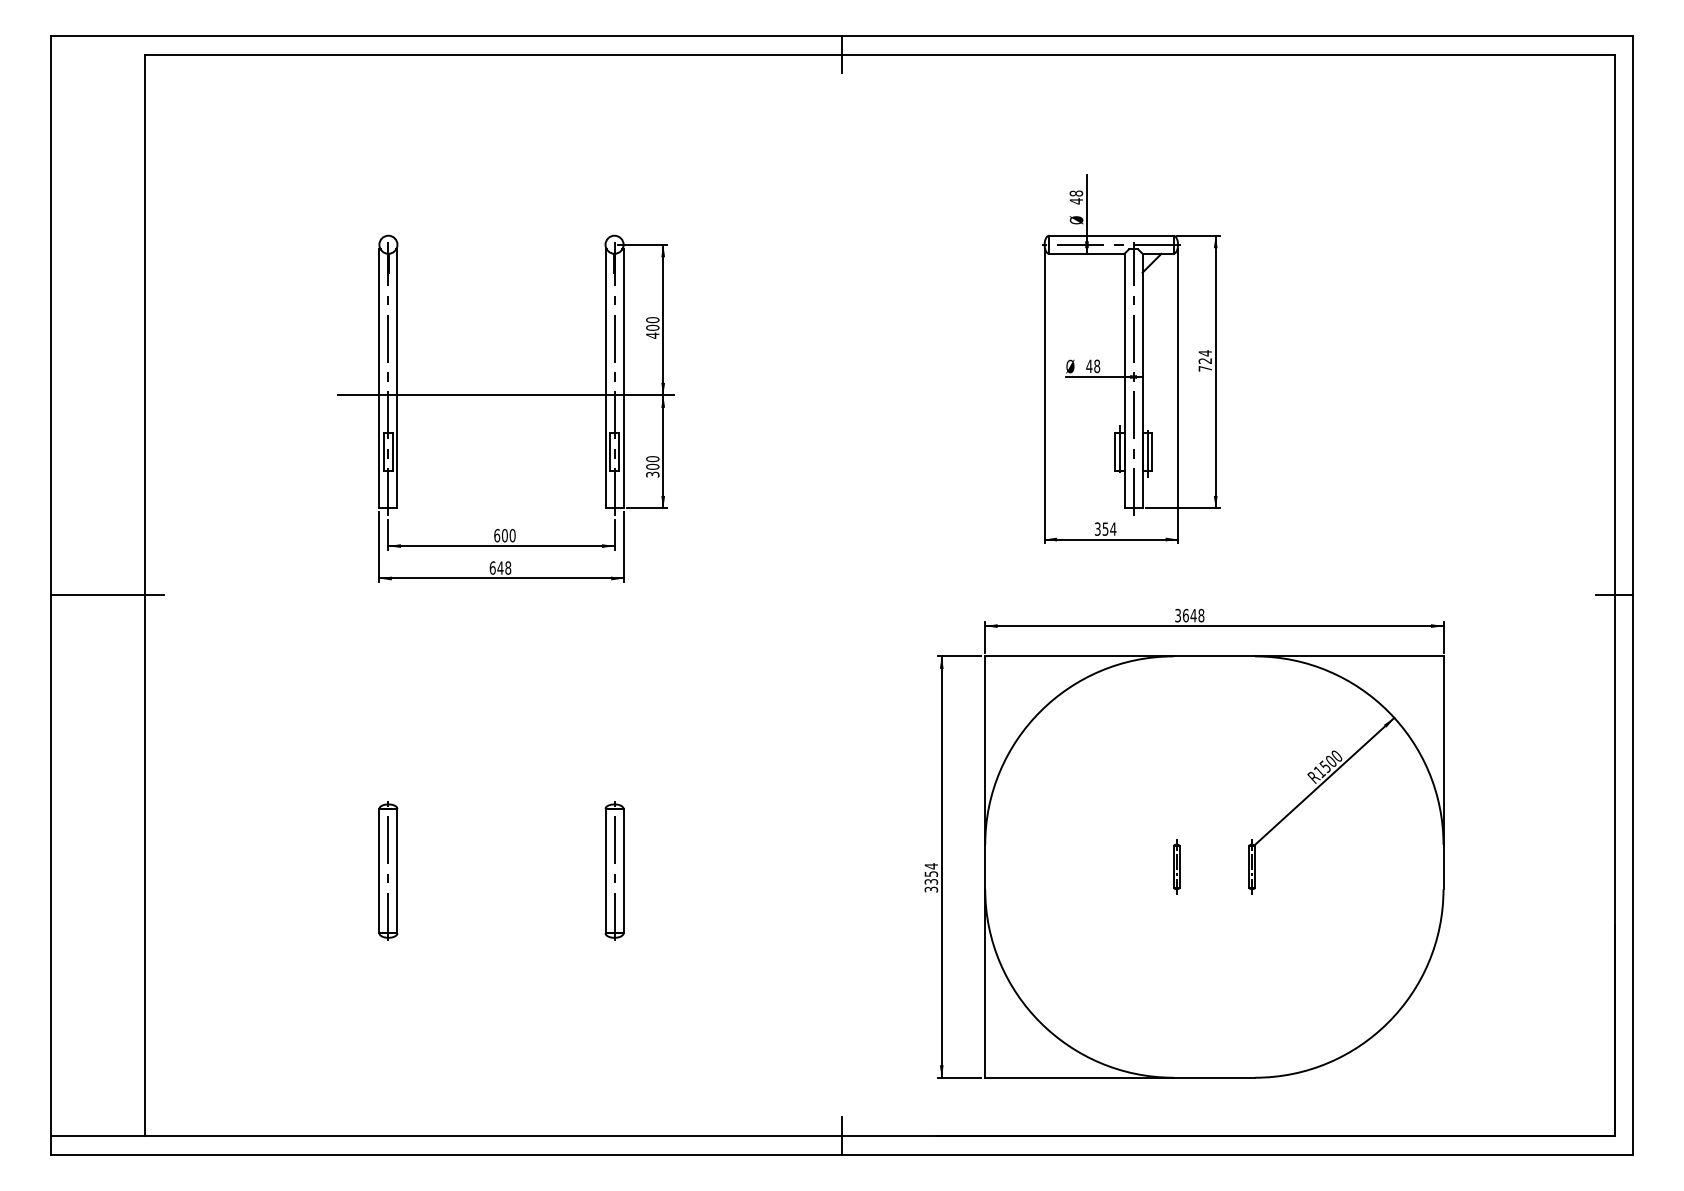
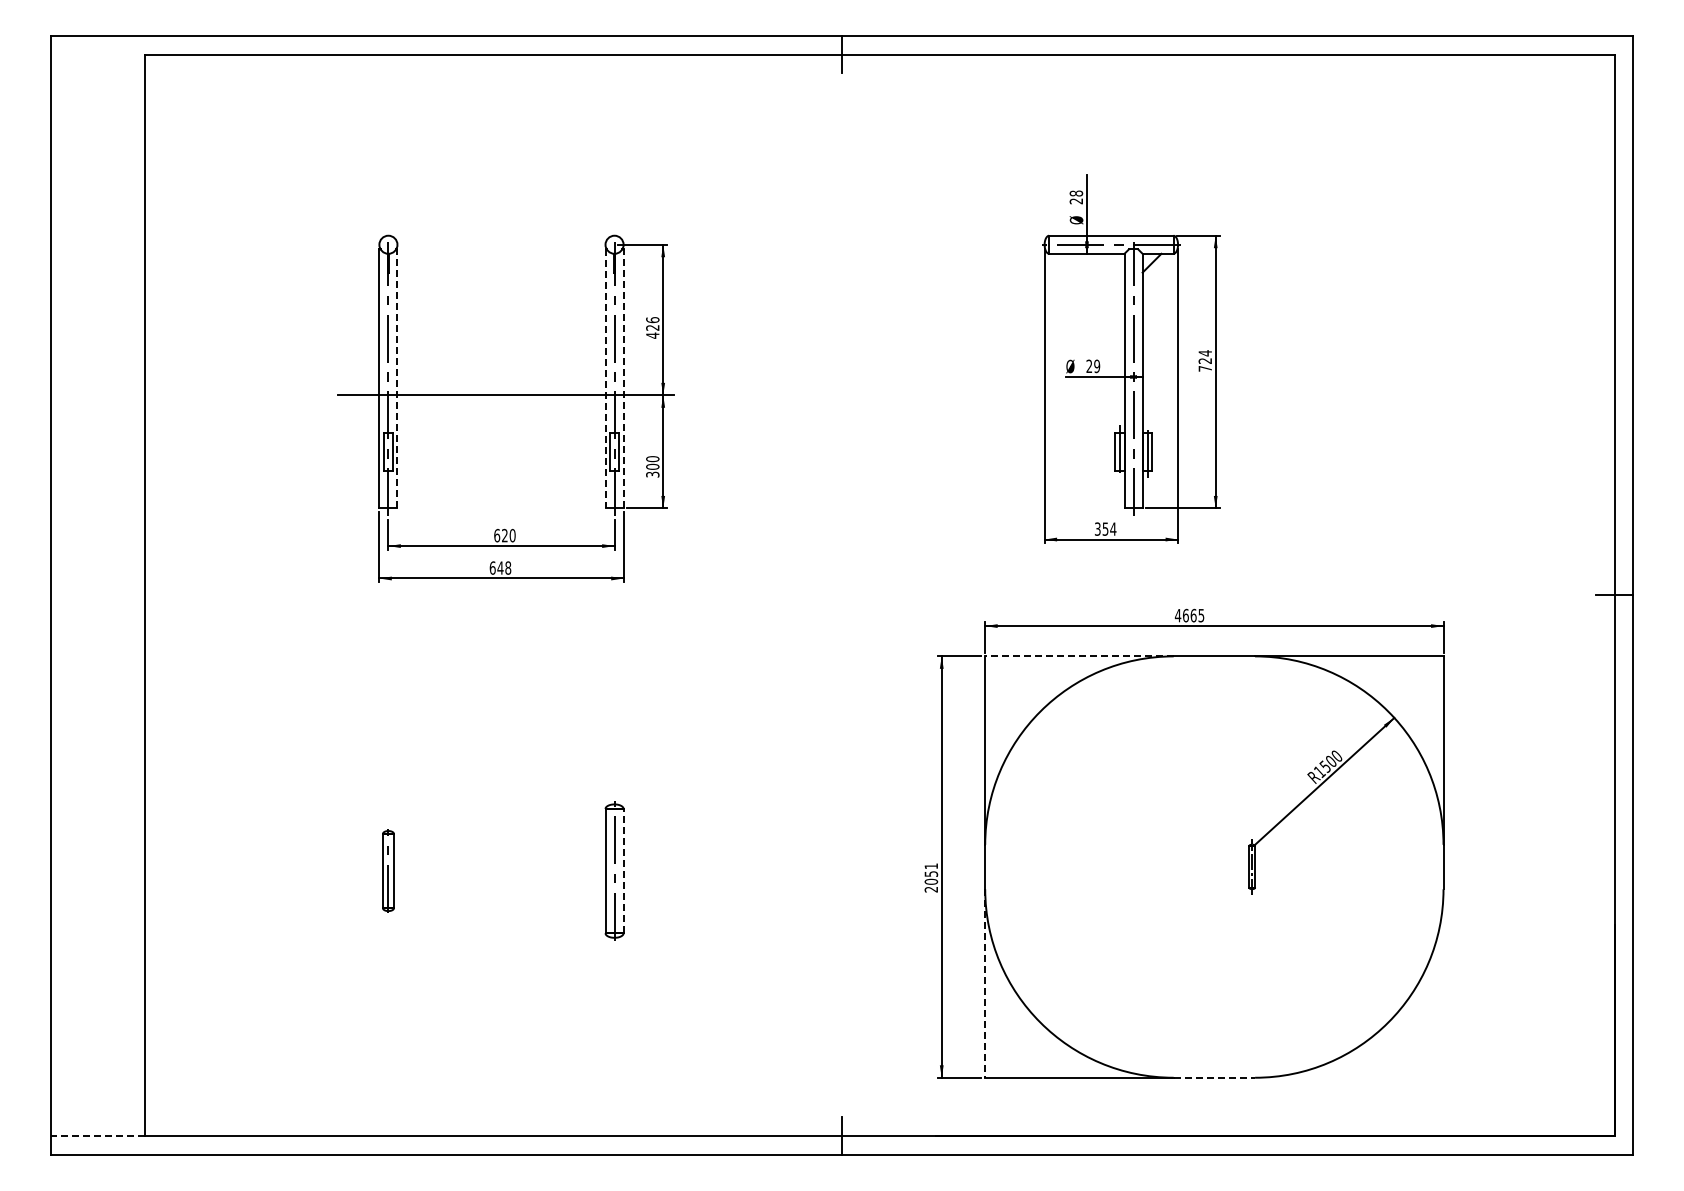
text: 48 -> 28 (1075, 201)
text: 400 -> 426 (652, 323)
text: 48 -> 29 (1093, 366)
line: solid -> dashed (397, 378)
line: solid -> dashed (605, 378)
line: solid -> dashed (623, 378)
text: 600 -> 620 (504, 535)
line: present -> none (106, 595)
text: 3648 -> 4665 (1189, 615)
line: solid -> dashed (1078, 656)
part: present -> none (1176, 866)
part size: 21x140 px -> 13x84 px (388, 870)
line: solid -> dashed (623, 870)
text: 3354 -> 2051 (931, 877)
line: solid -> dashed (985, 984)
line: solid -> dashed (1214, 1077)
line: solid -> dashed (97, 1136)
